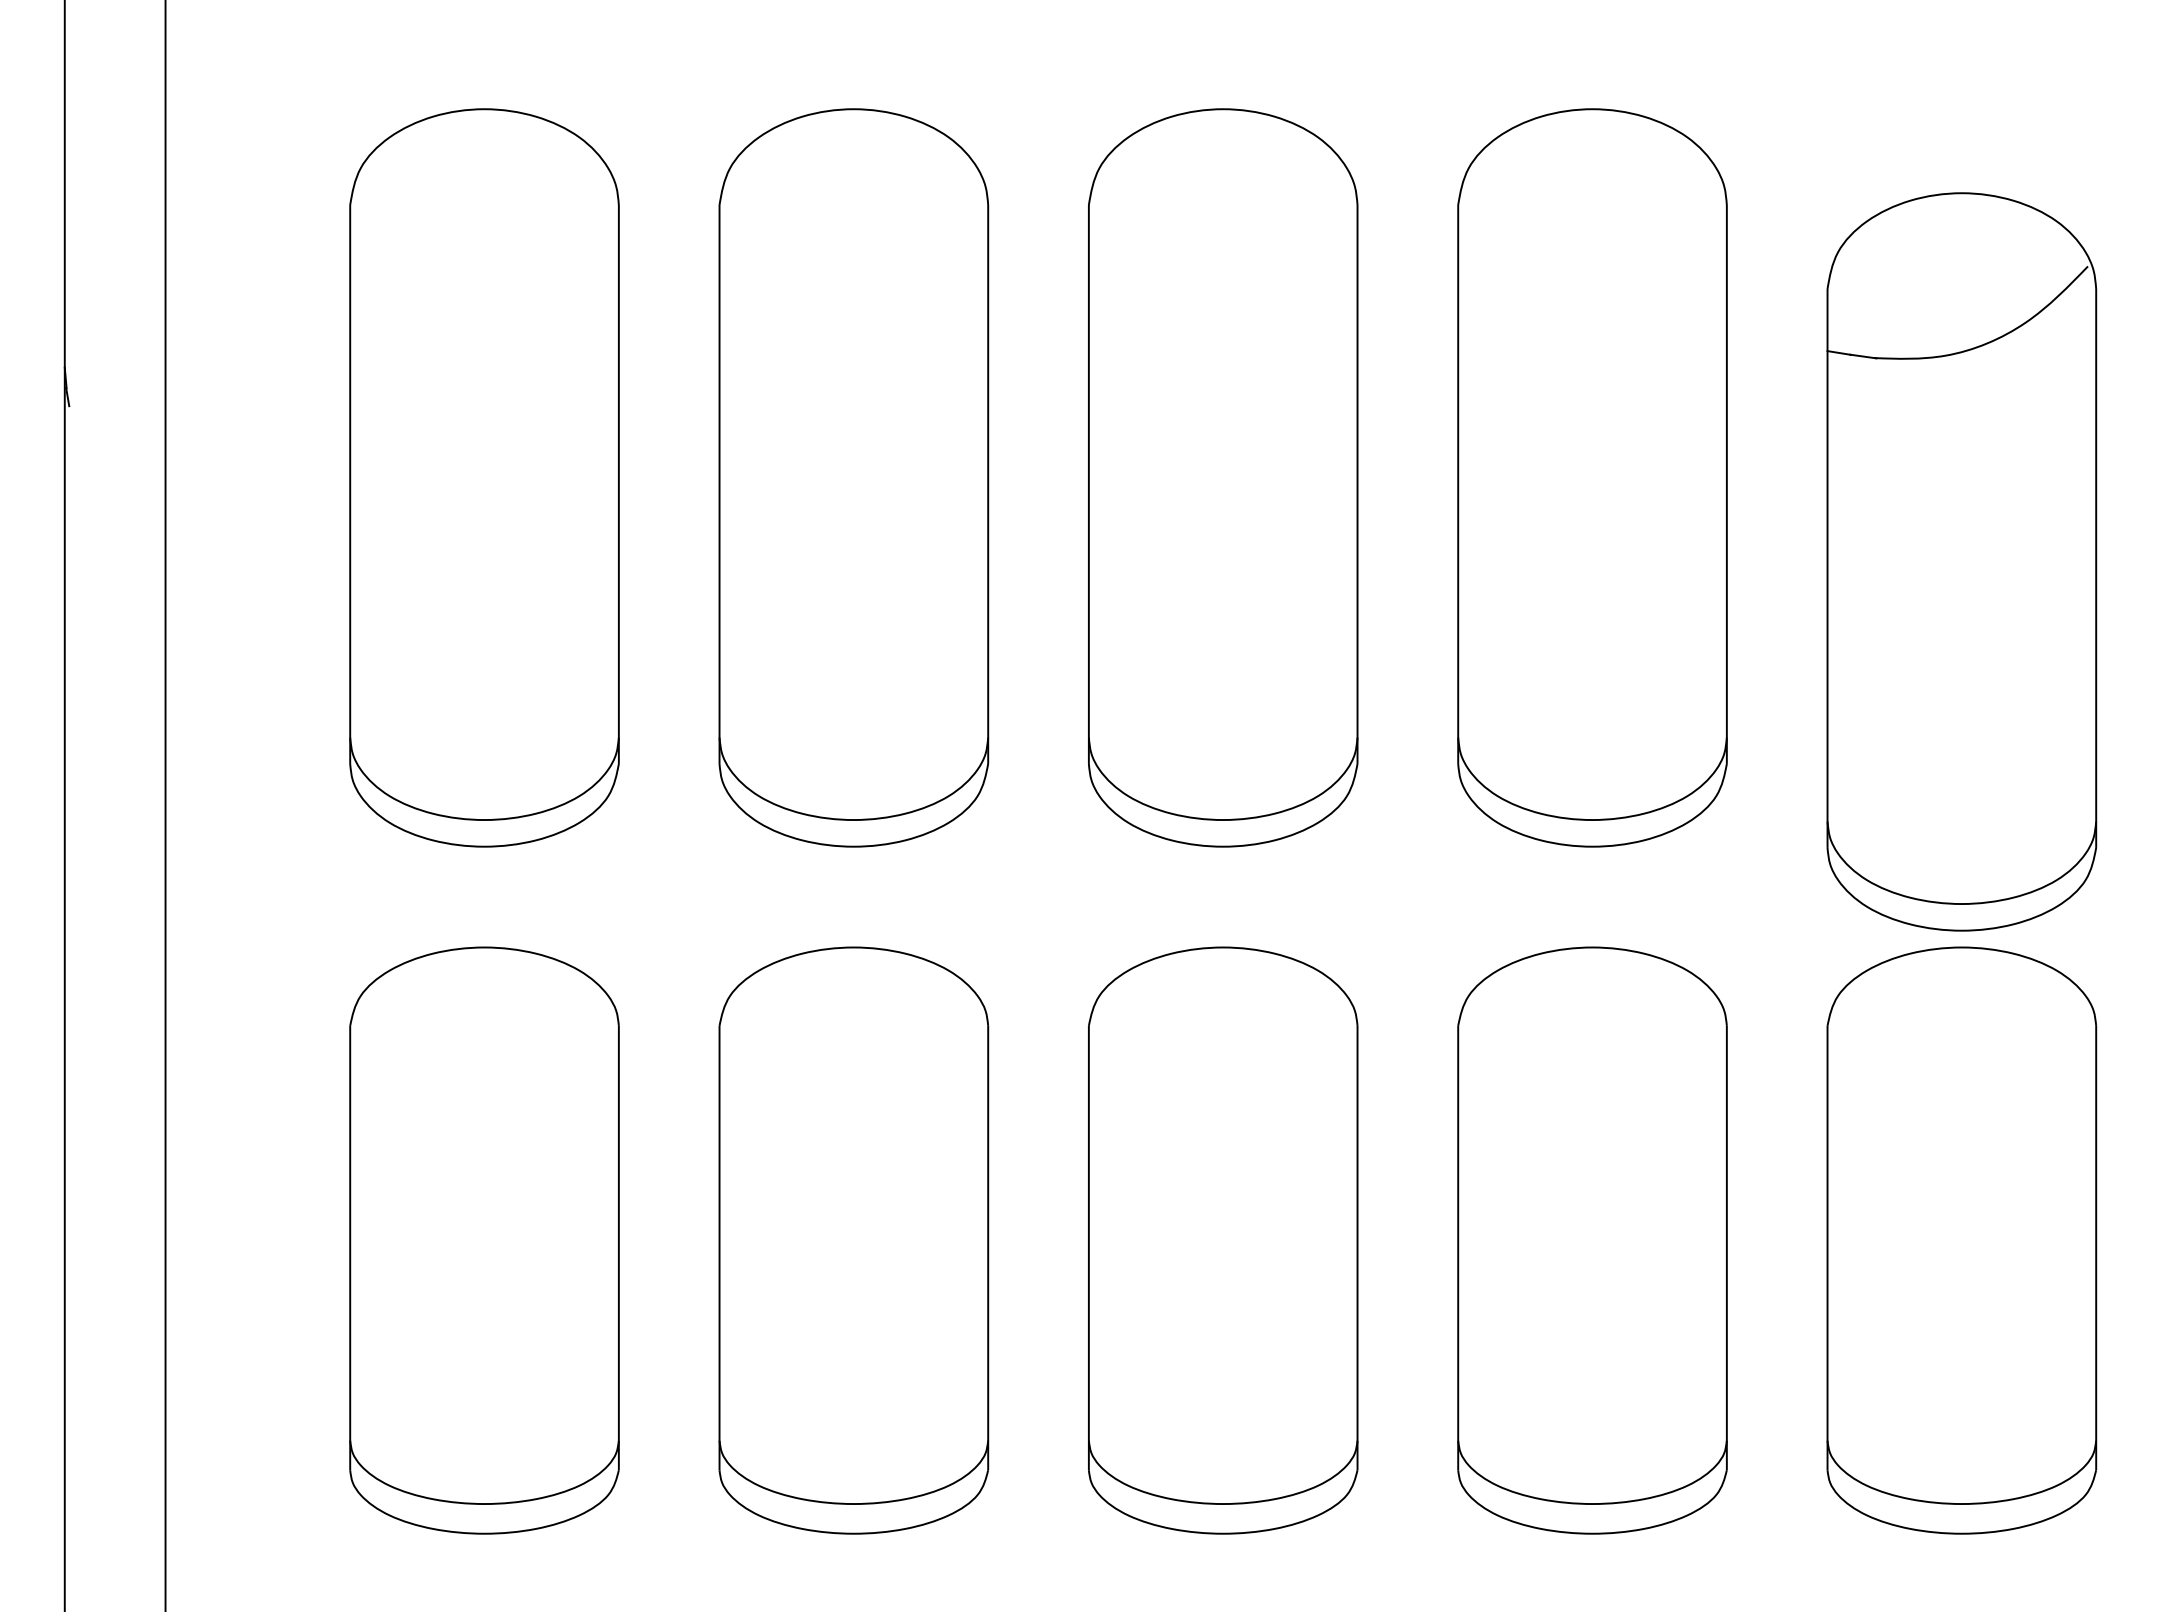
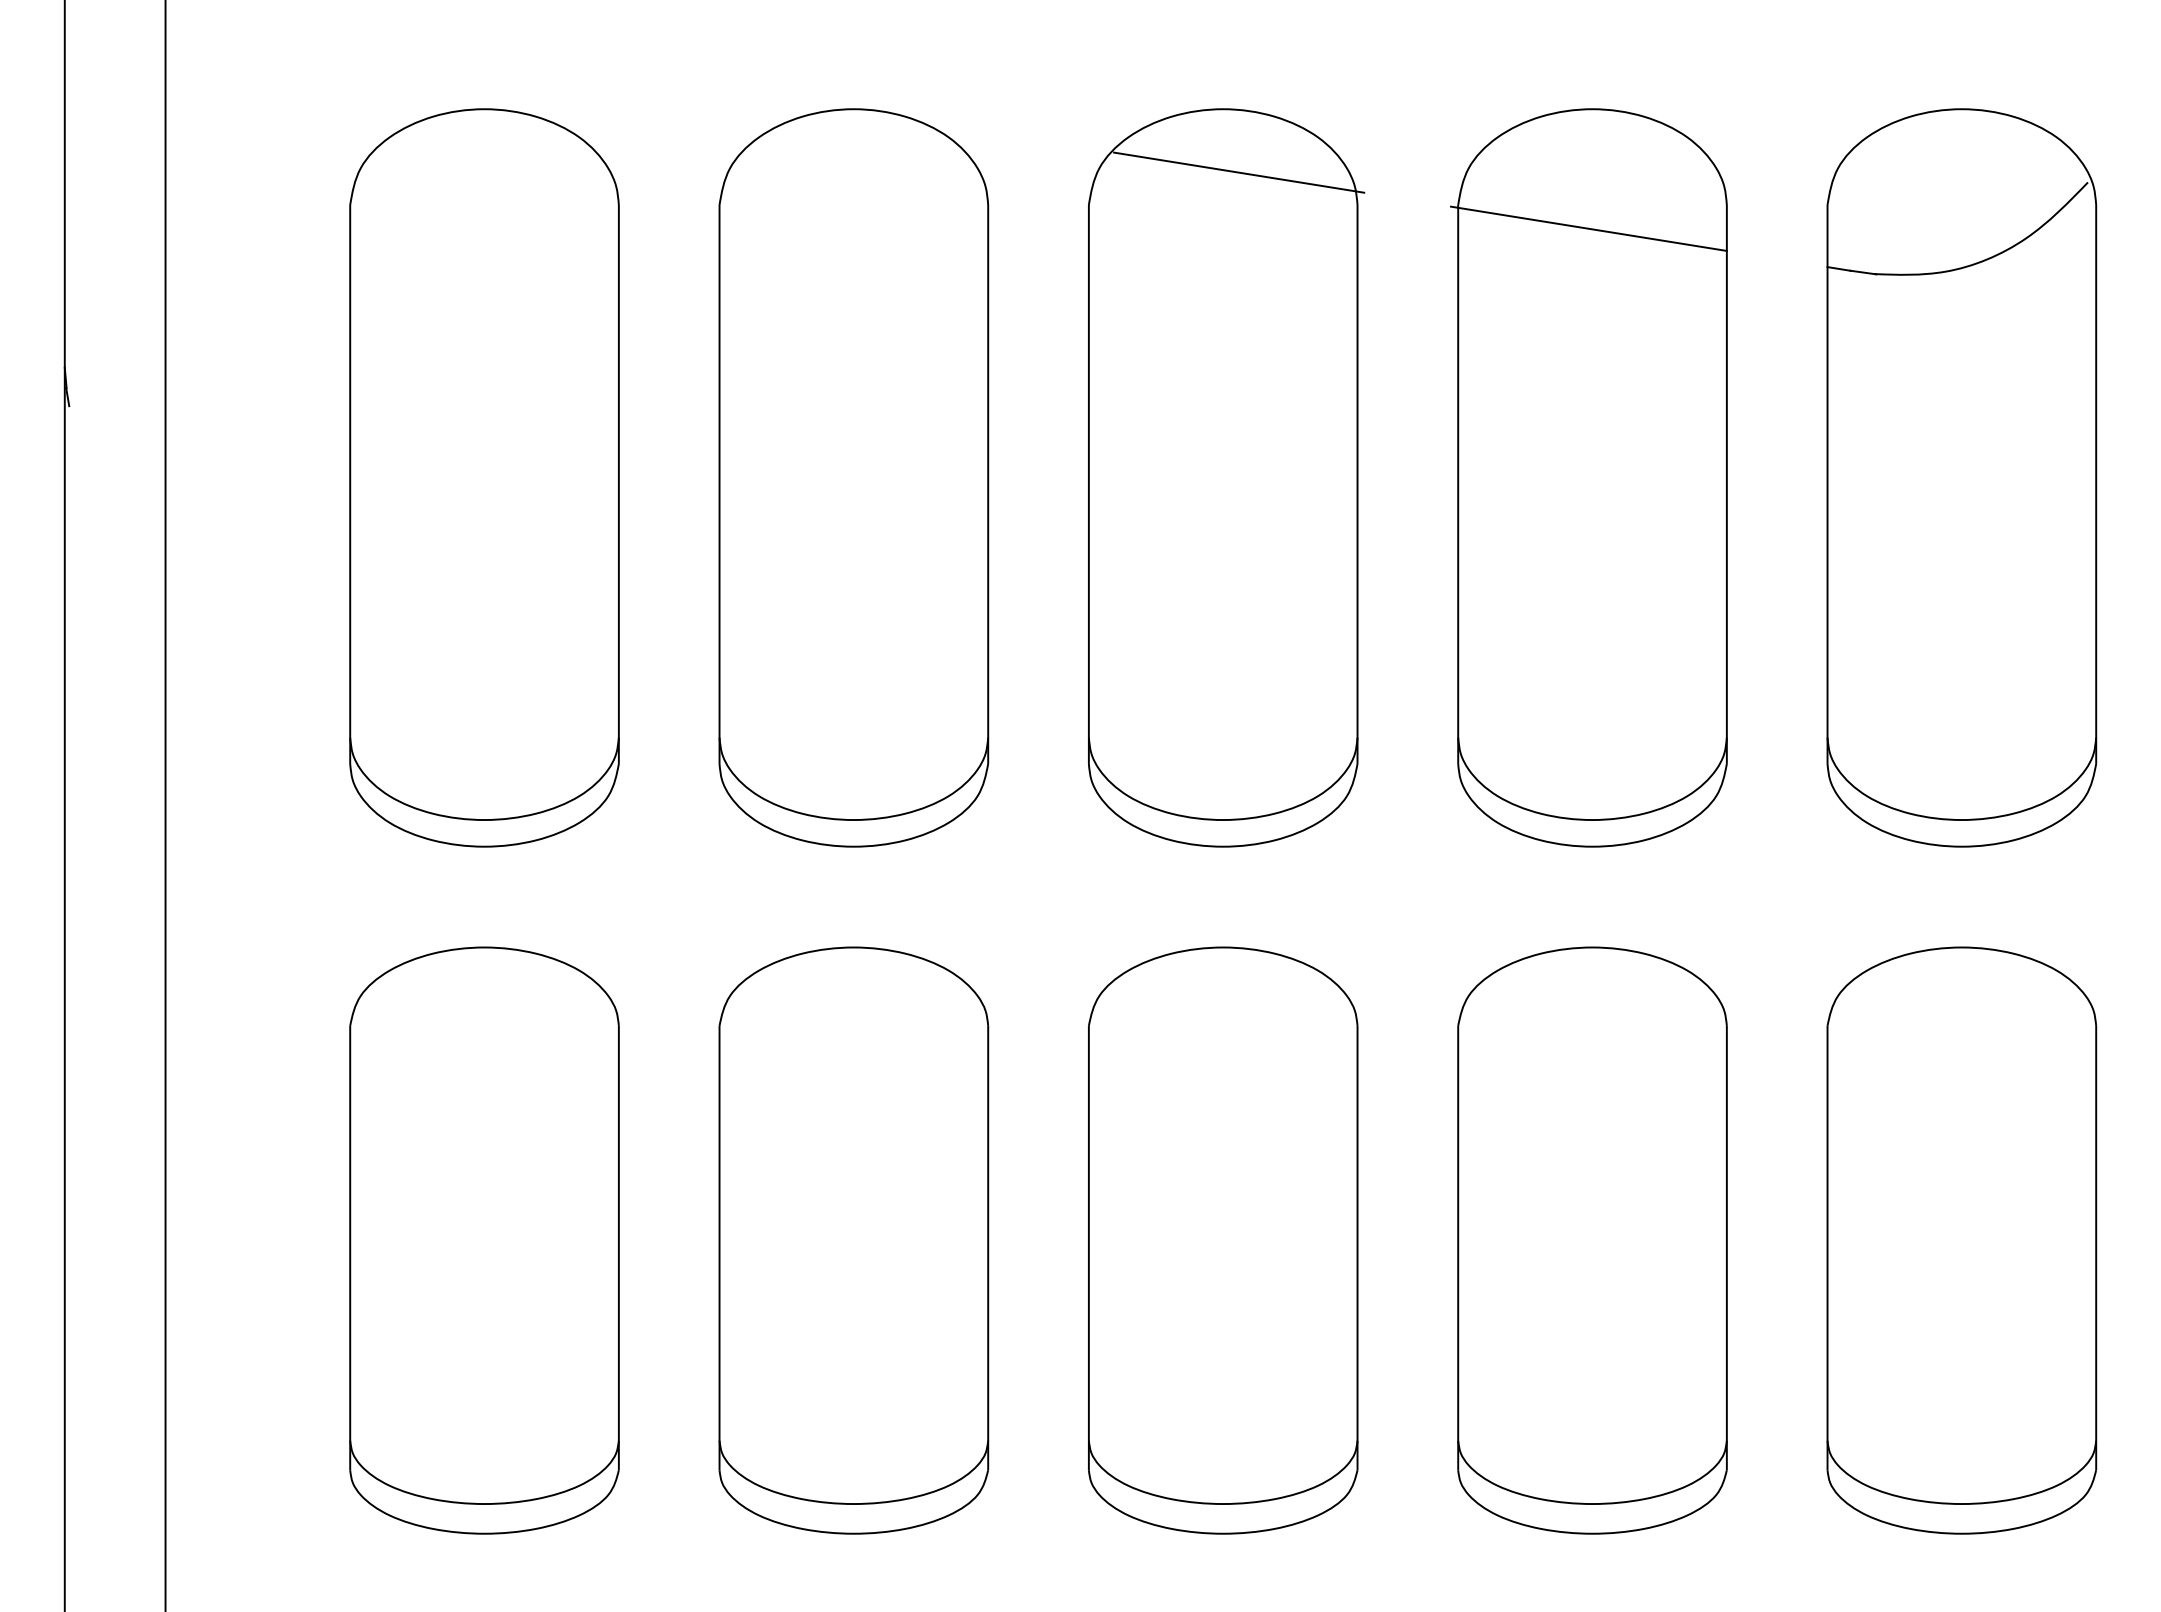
line: none -> present (1239, 172)
line: none -> present (1588, 228)
part position: (1961, 561) -> (1961, 477) (1961, 477)
